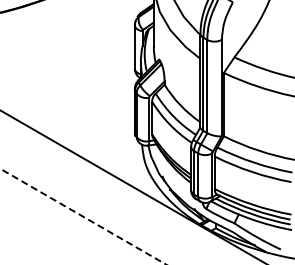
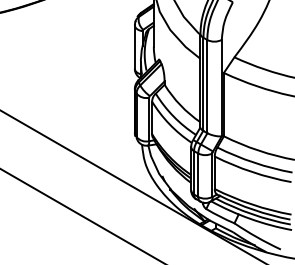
line: dashed -> solid (83, 217)
